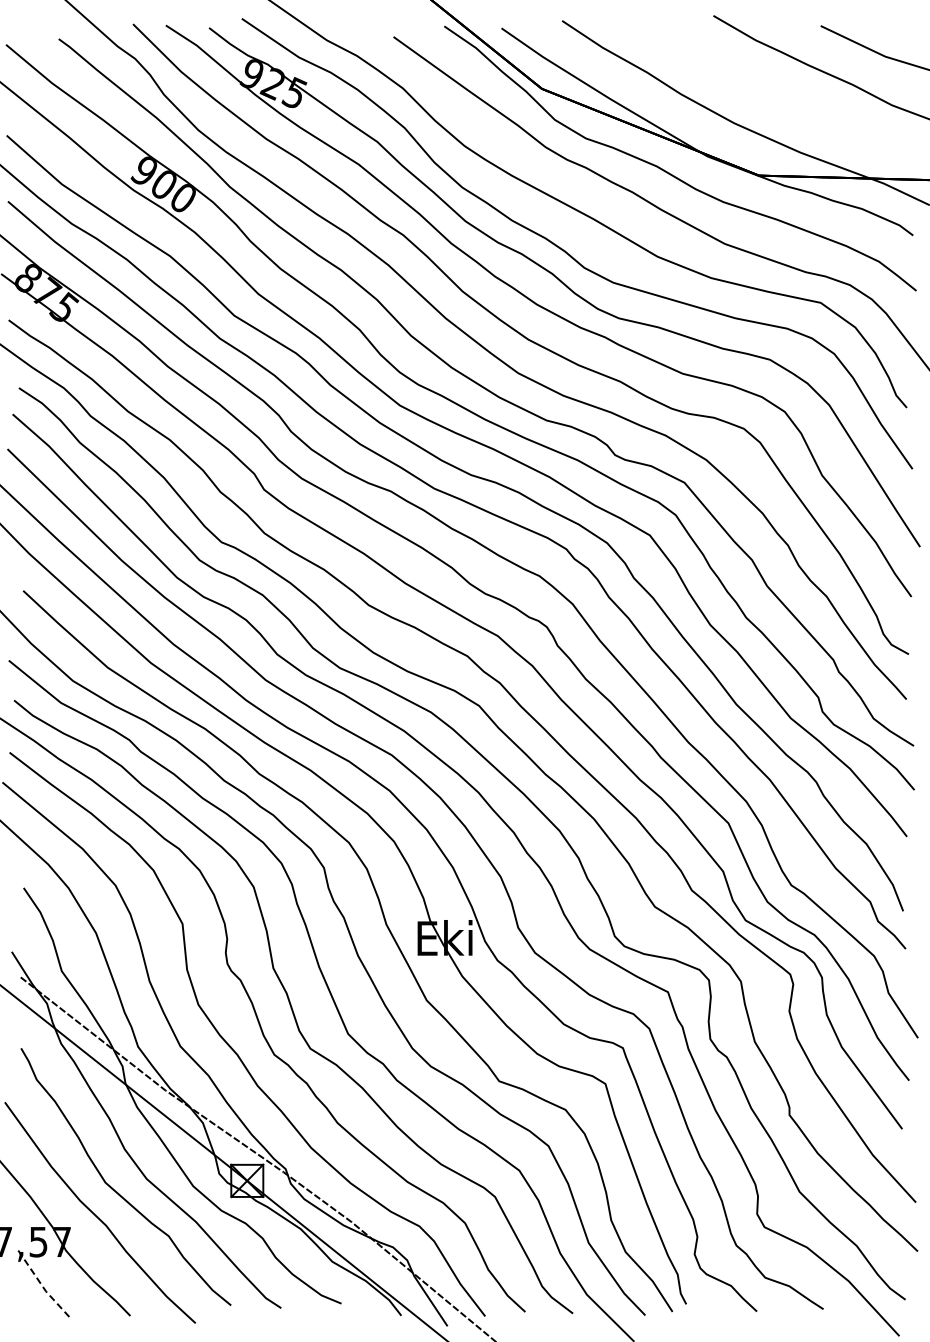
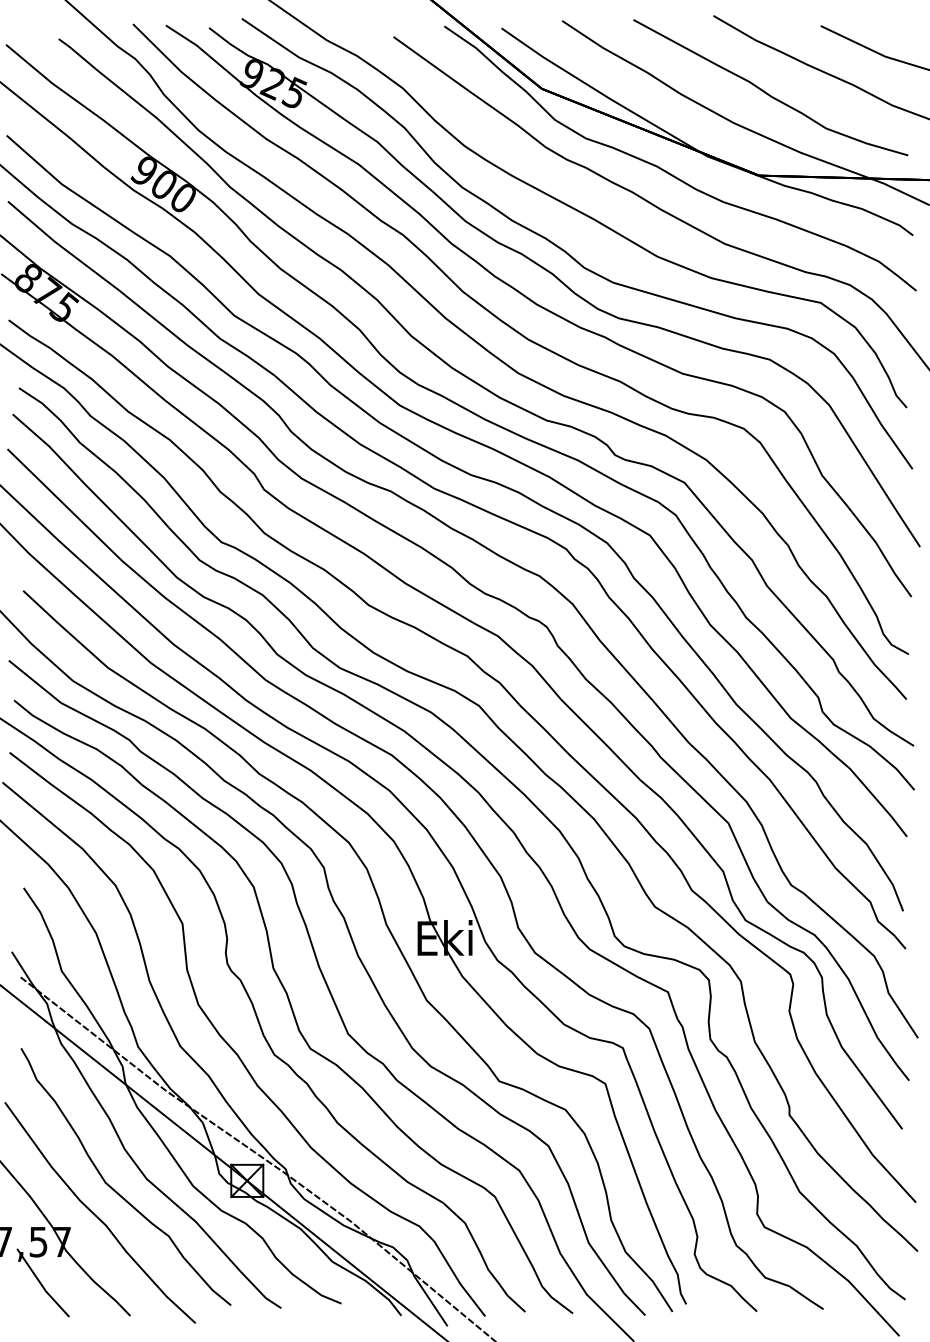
curve: none -> present (767, 92)
line: dashed -> solid (41, 1284)
